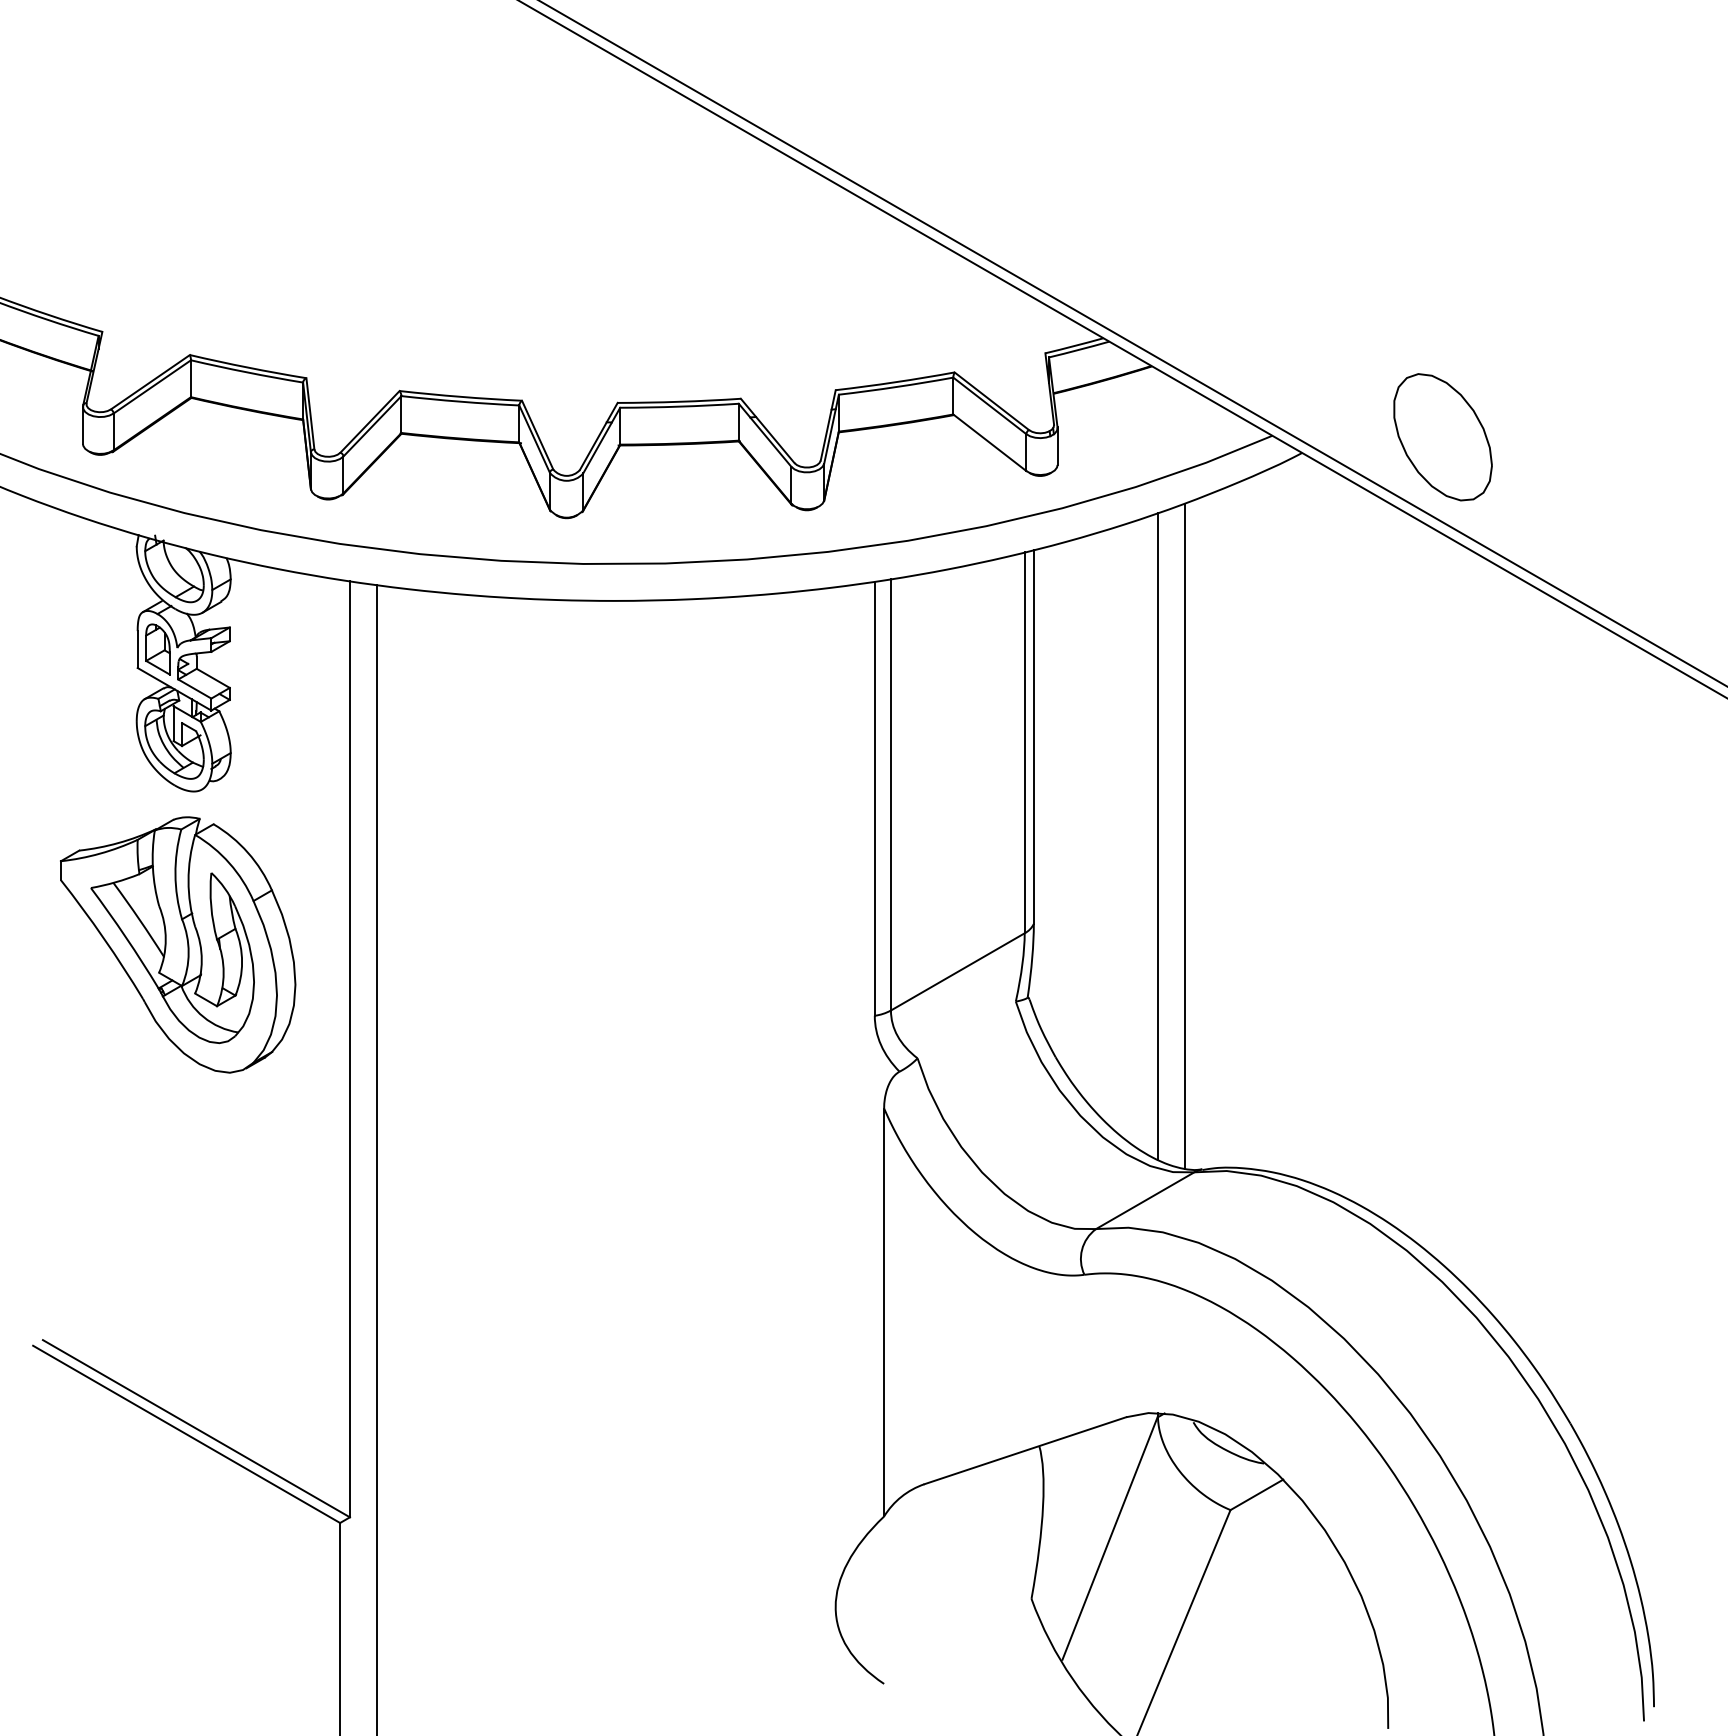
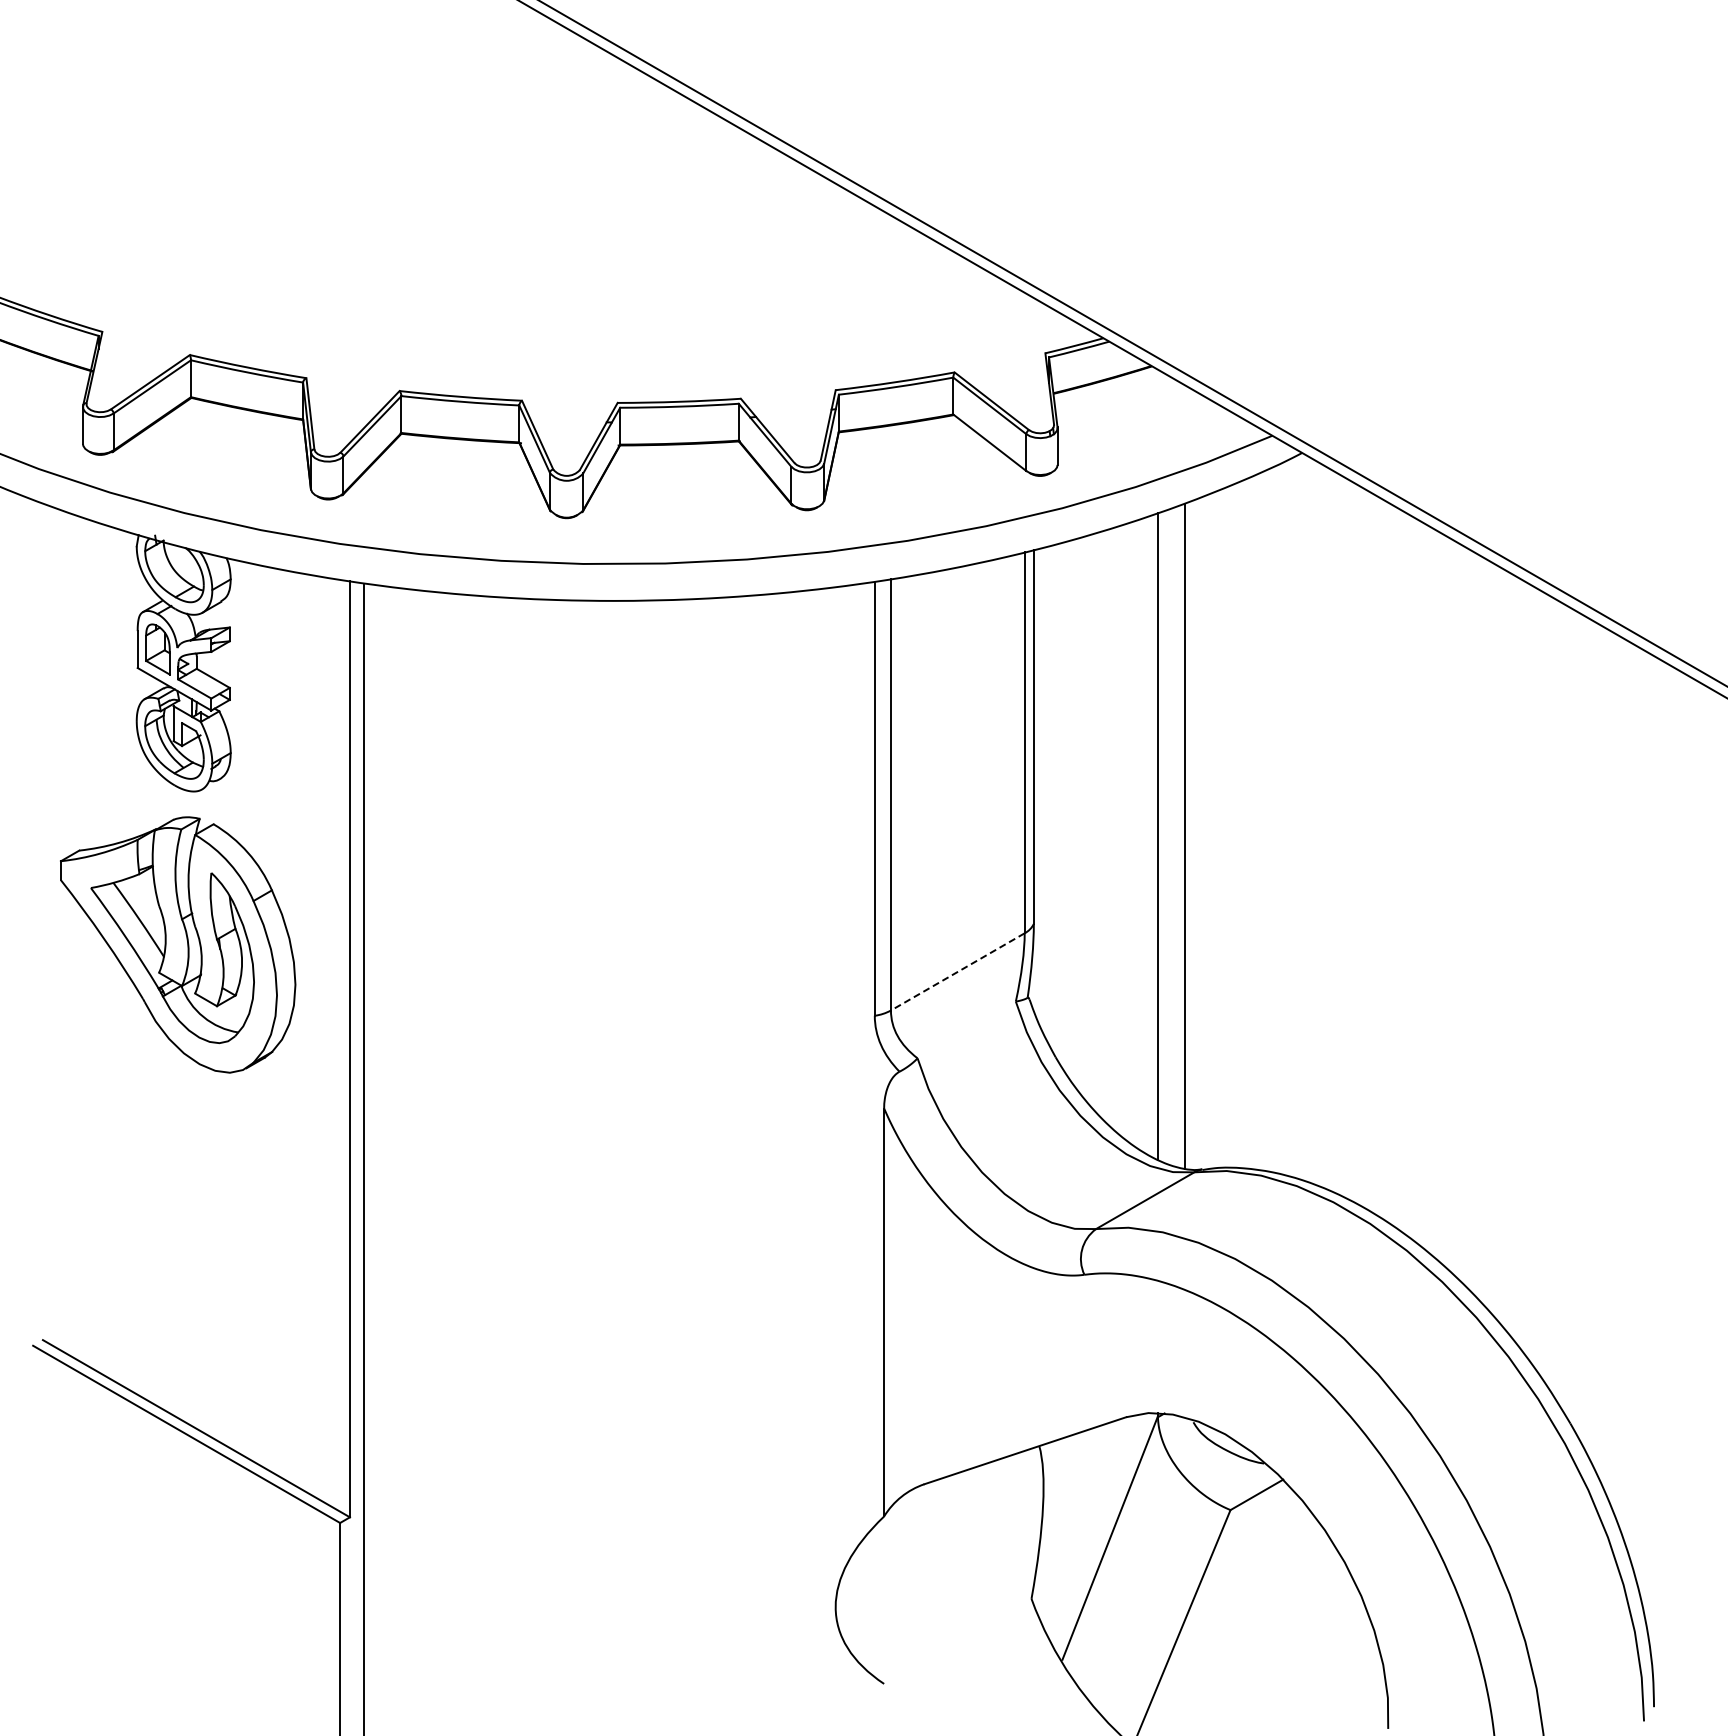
part: present -> none (1442, 437)
line: solid -> dashed (957, 972)
line position: (377, 1158) -> (364, 1158) (364, 1158)
